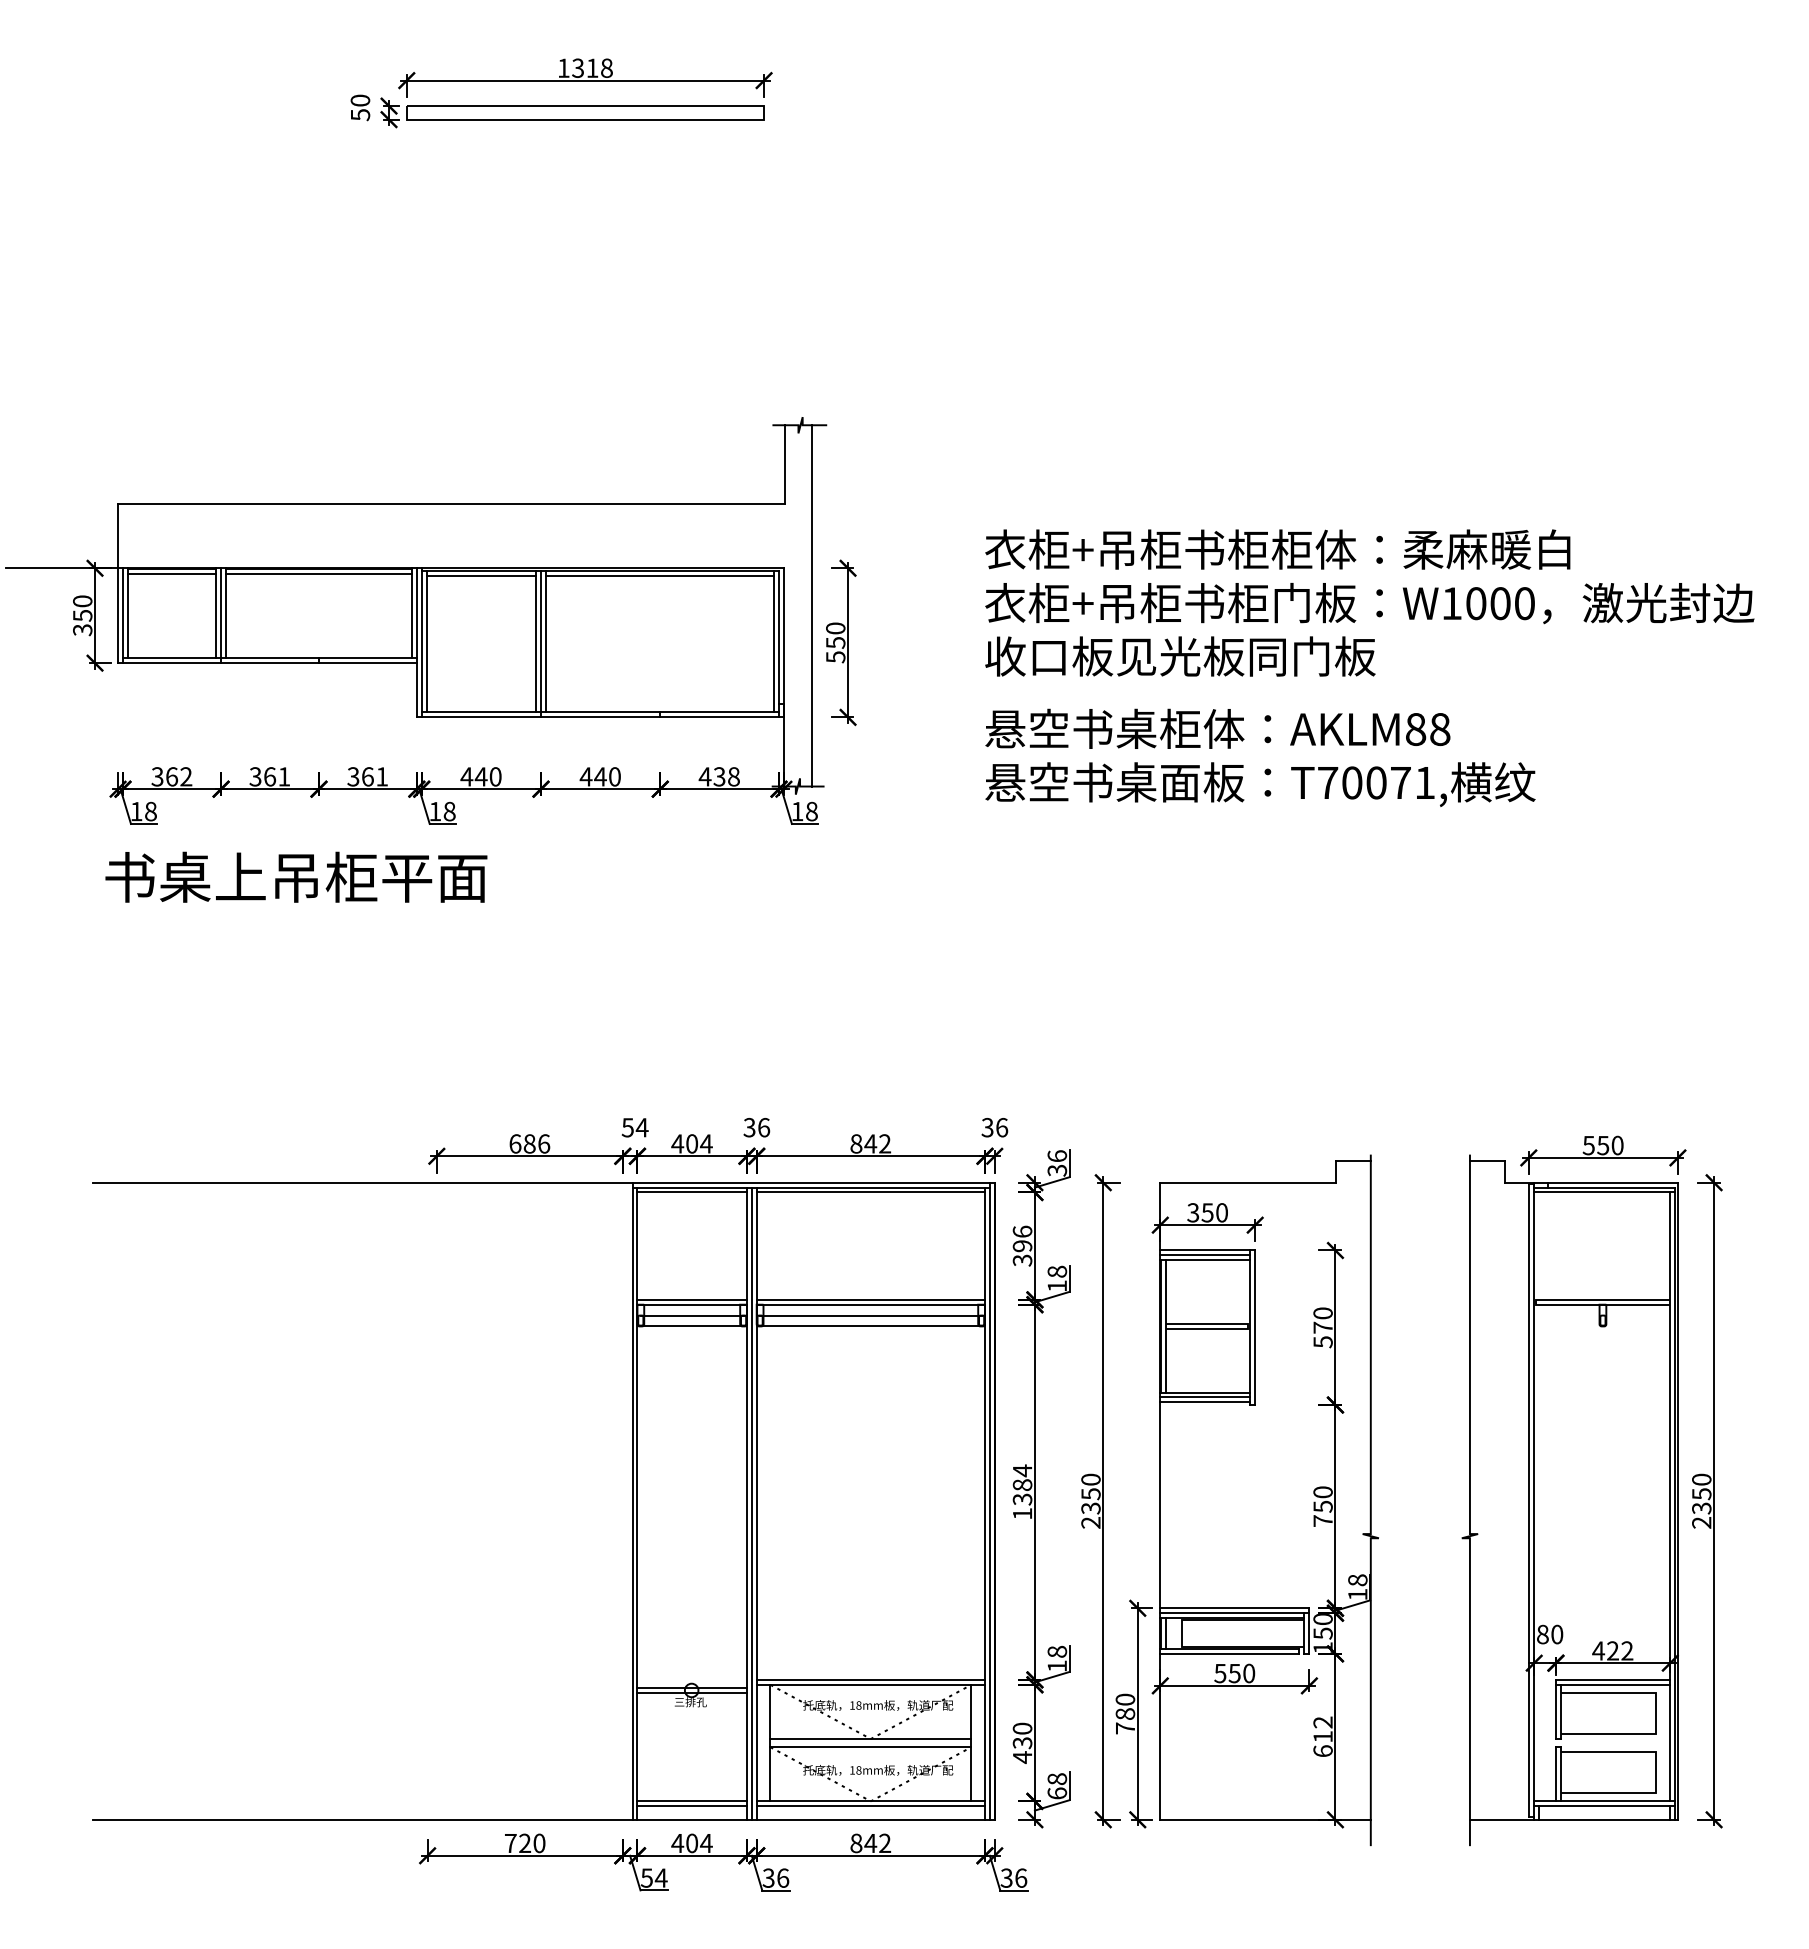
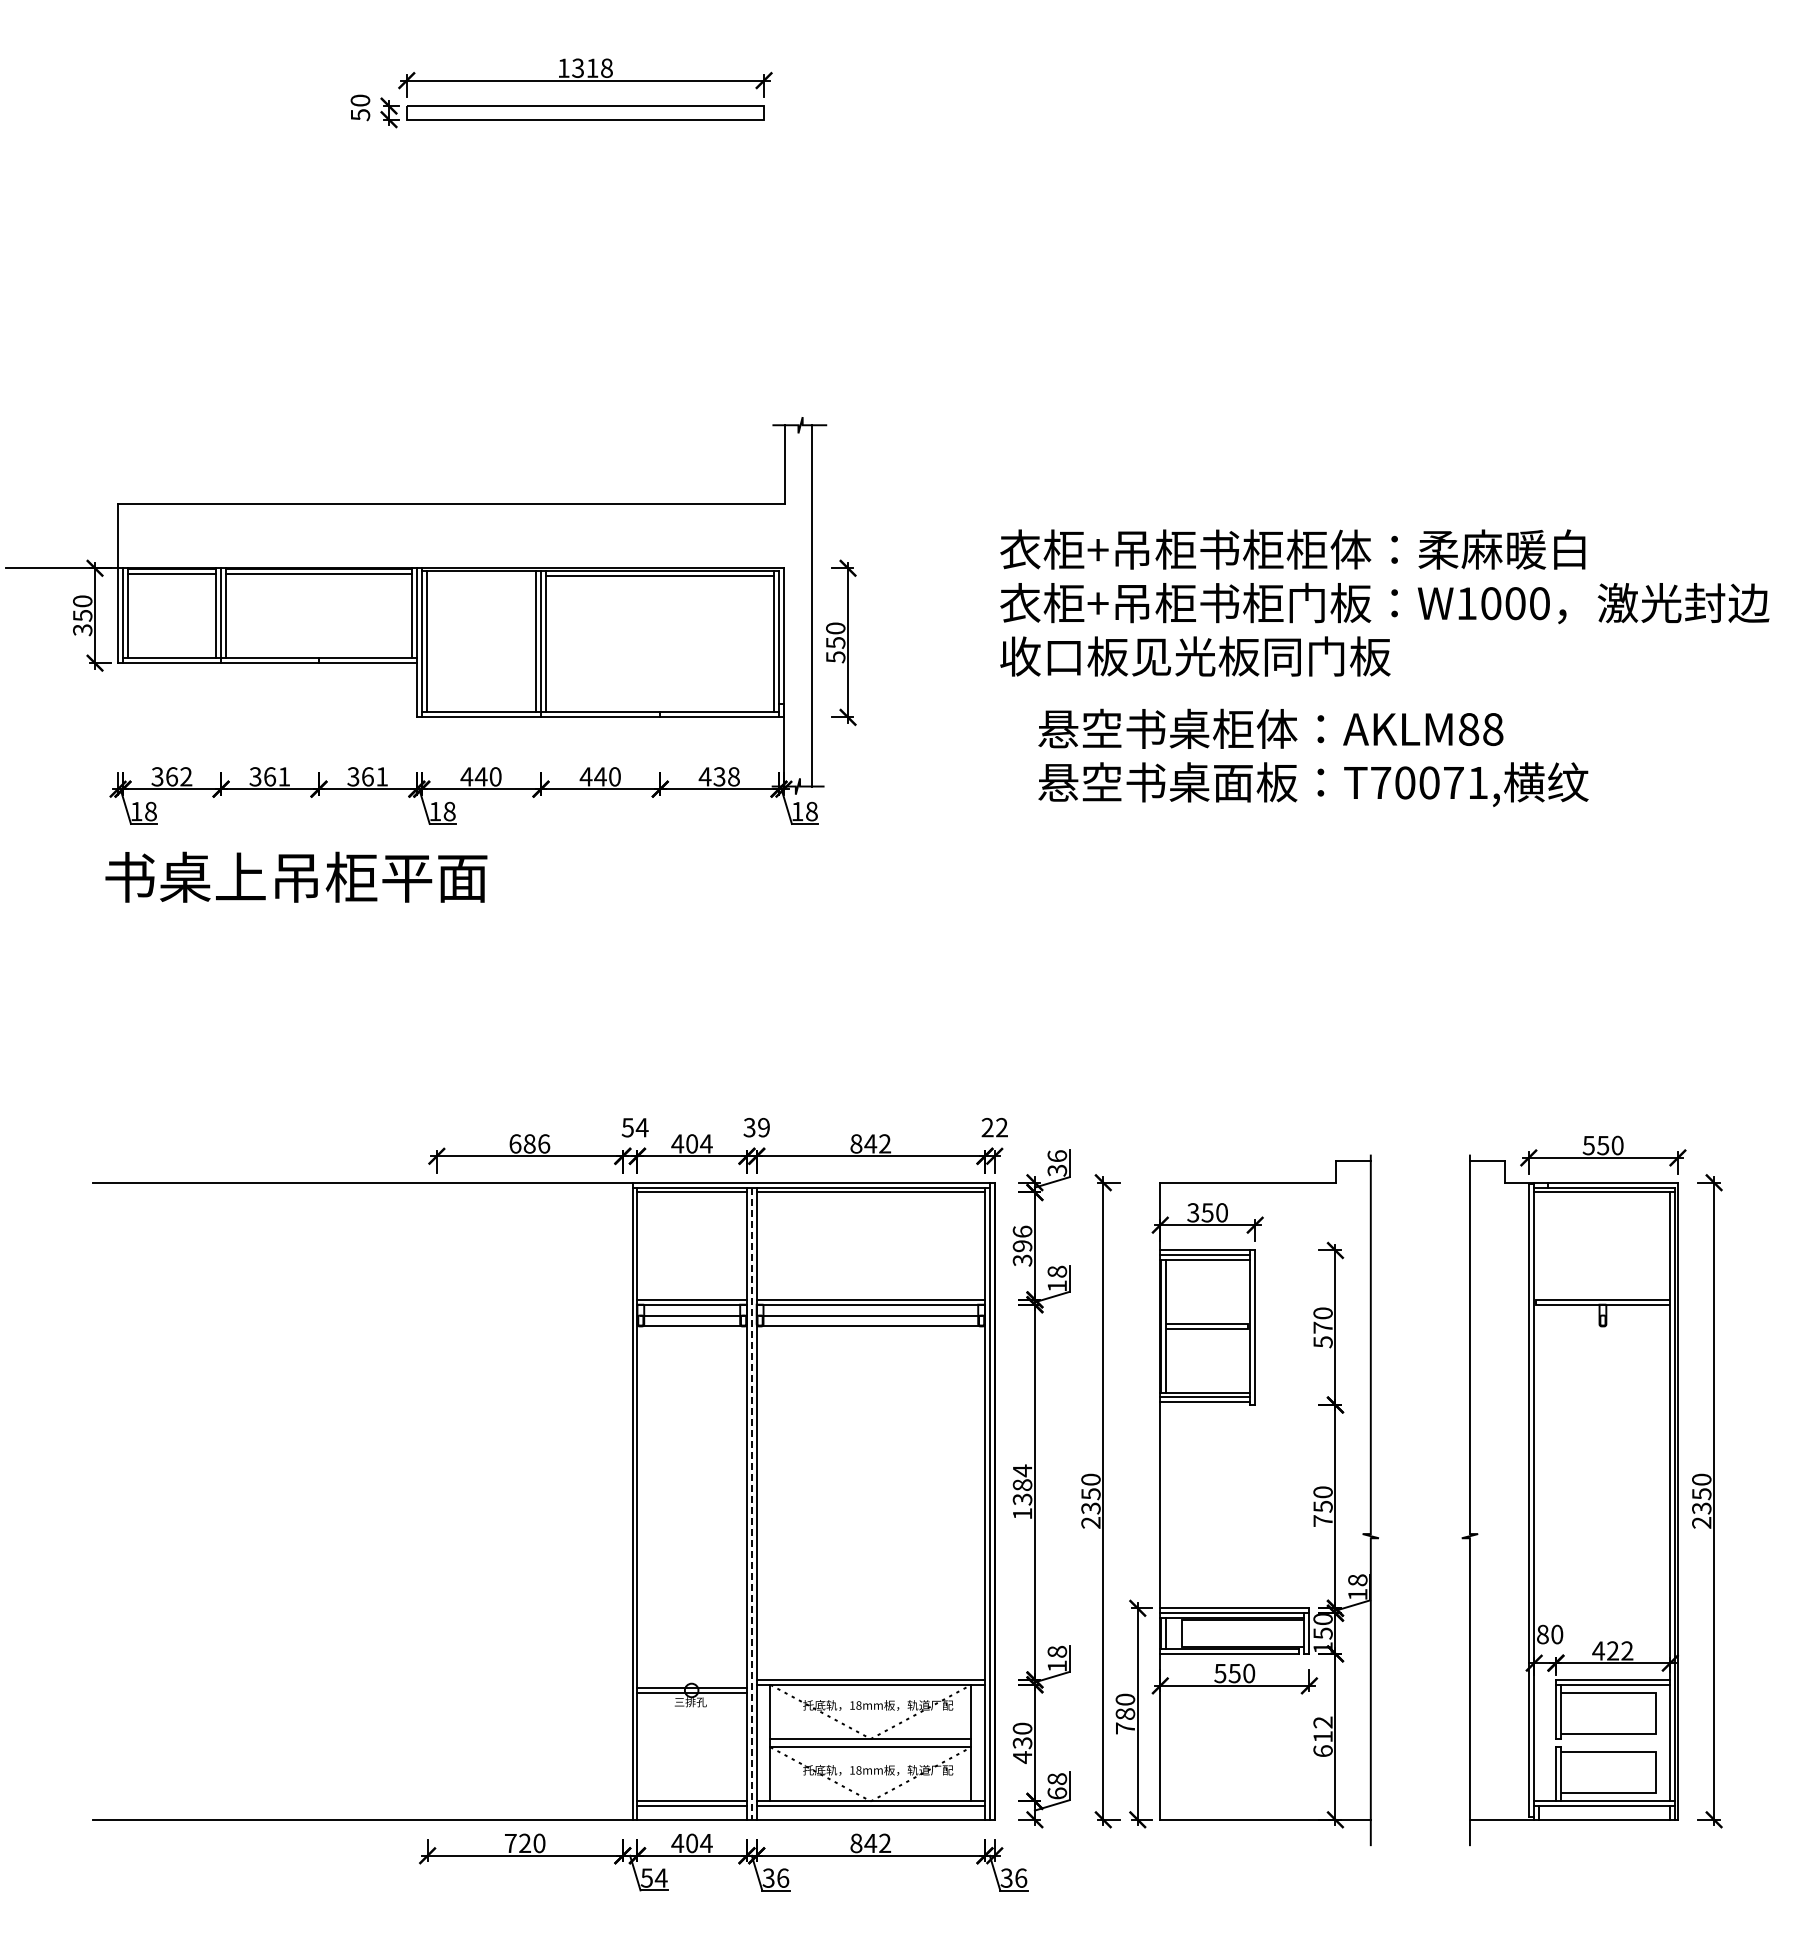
line: present -> none (481, 575)
text position: (1369, 602) -> (1384, 602) (1384, 602)
text position: (1260, 757) -> (1313, 757) (1313, 757)
text: 36 -> 39 (764, 1127)
text: 36 -> 22 (994, 1127)
line: solid -> dashed (751, 1504)
